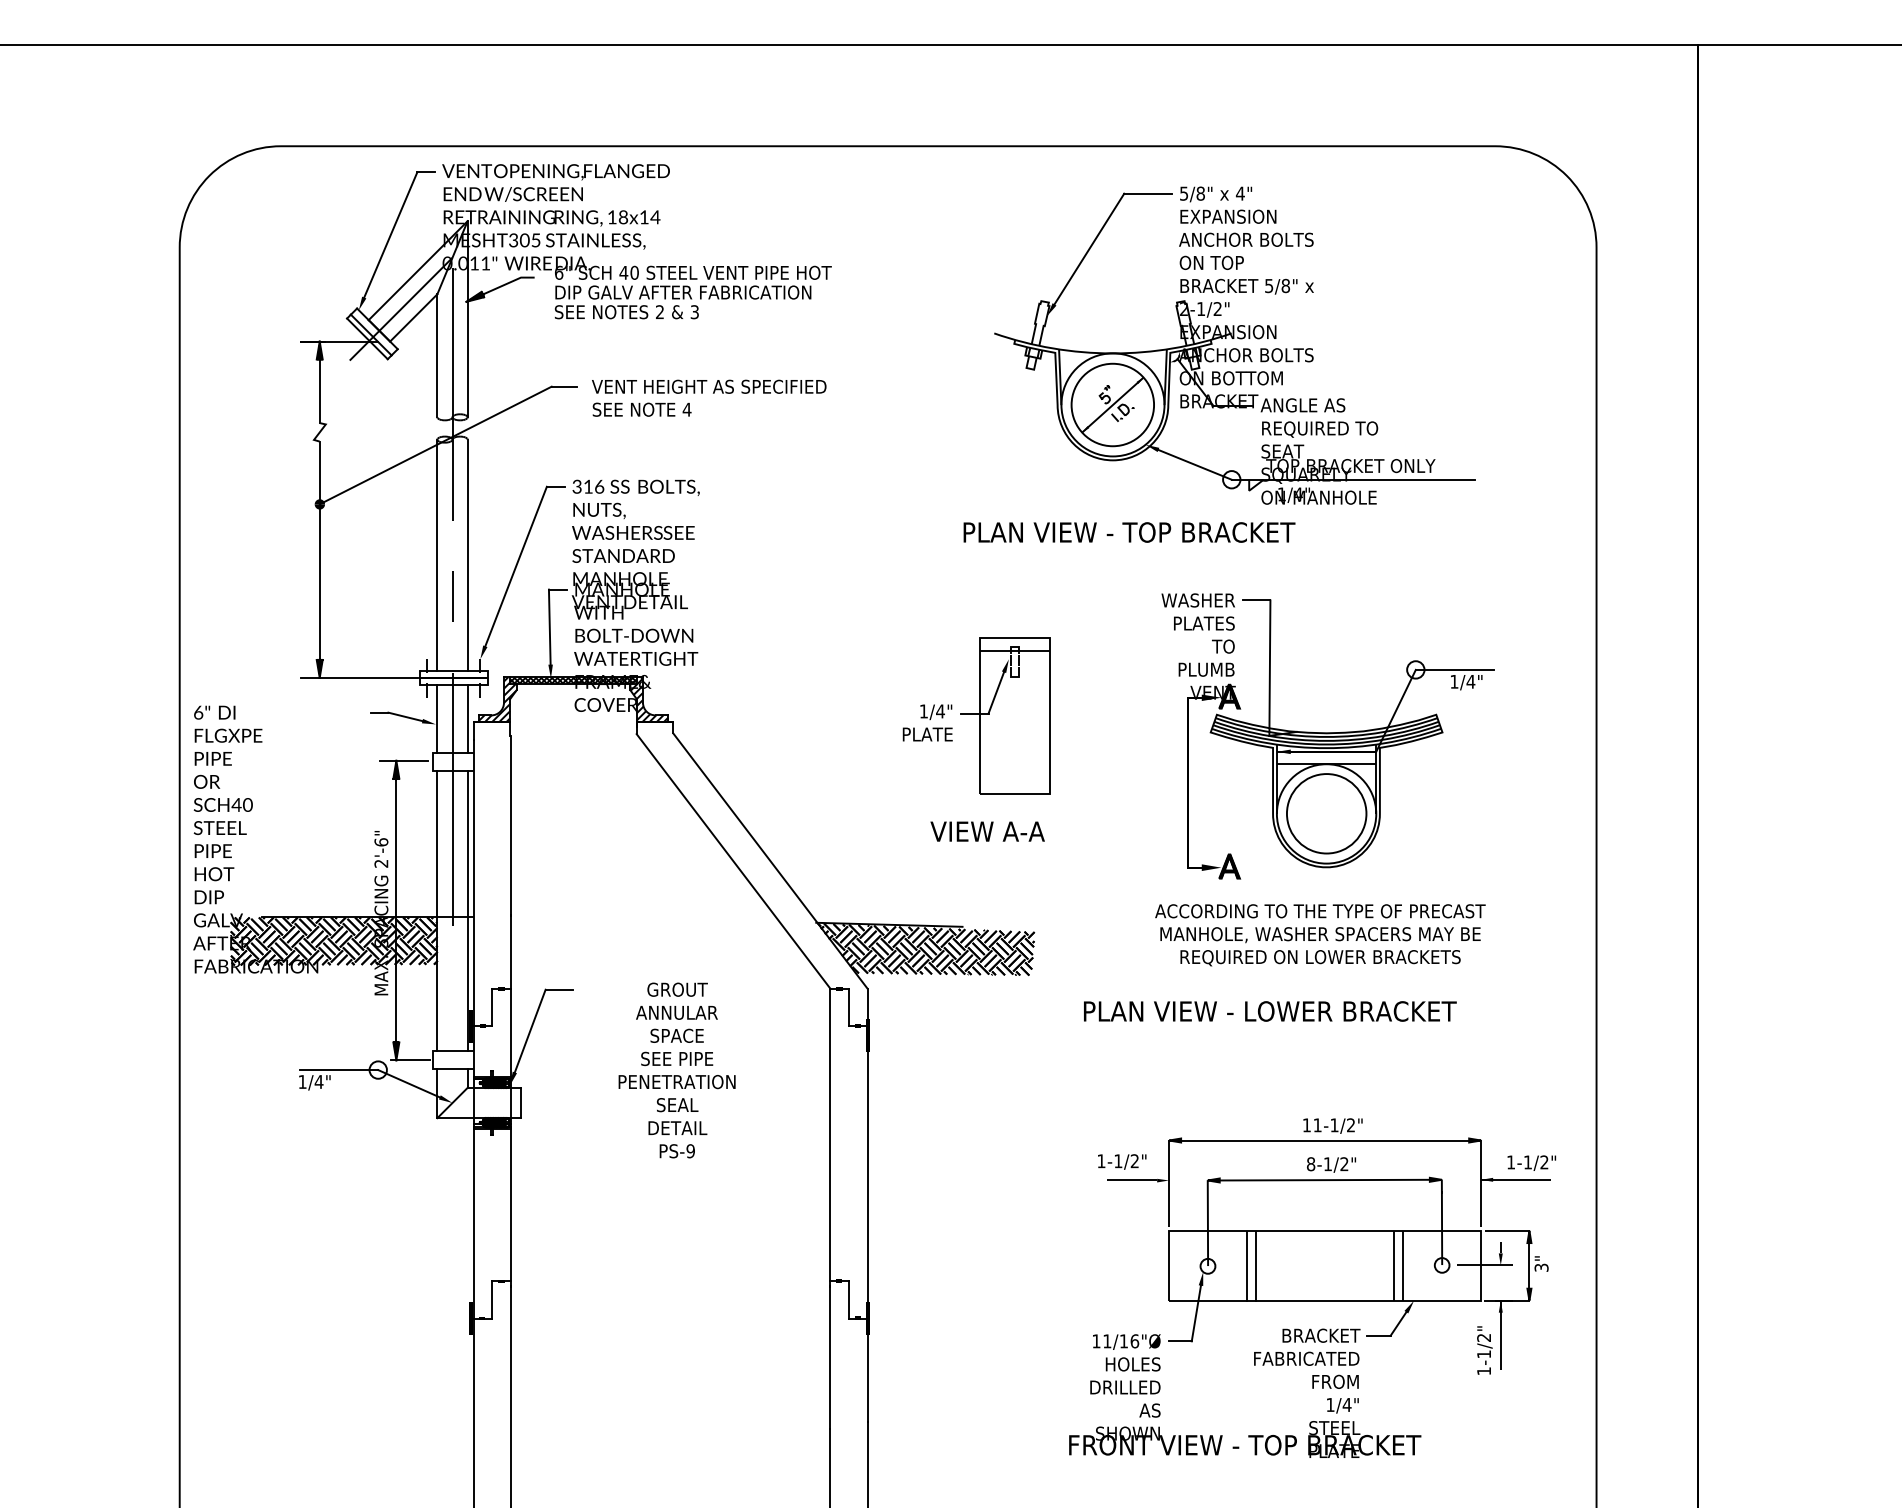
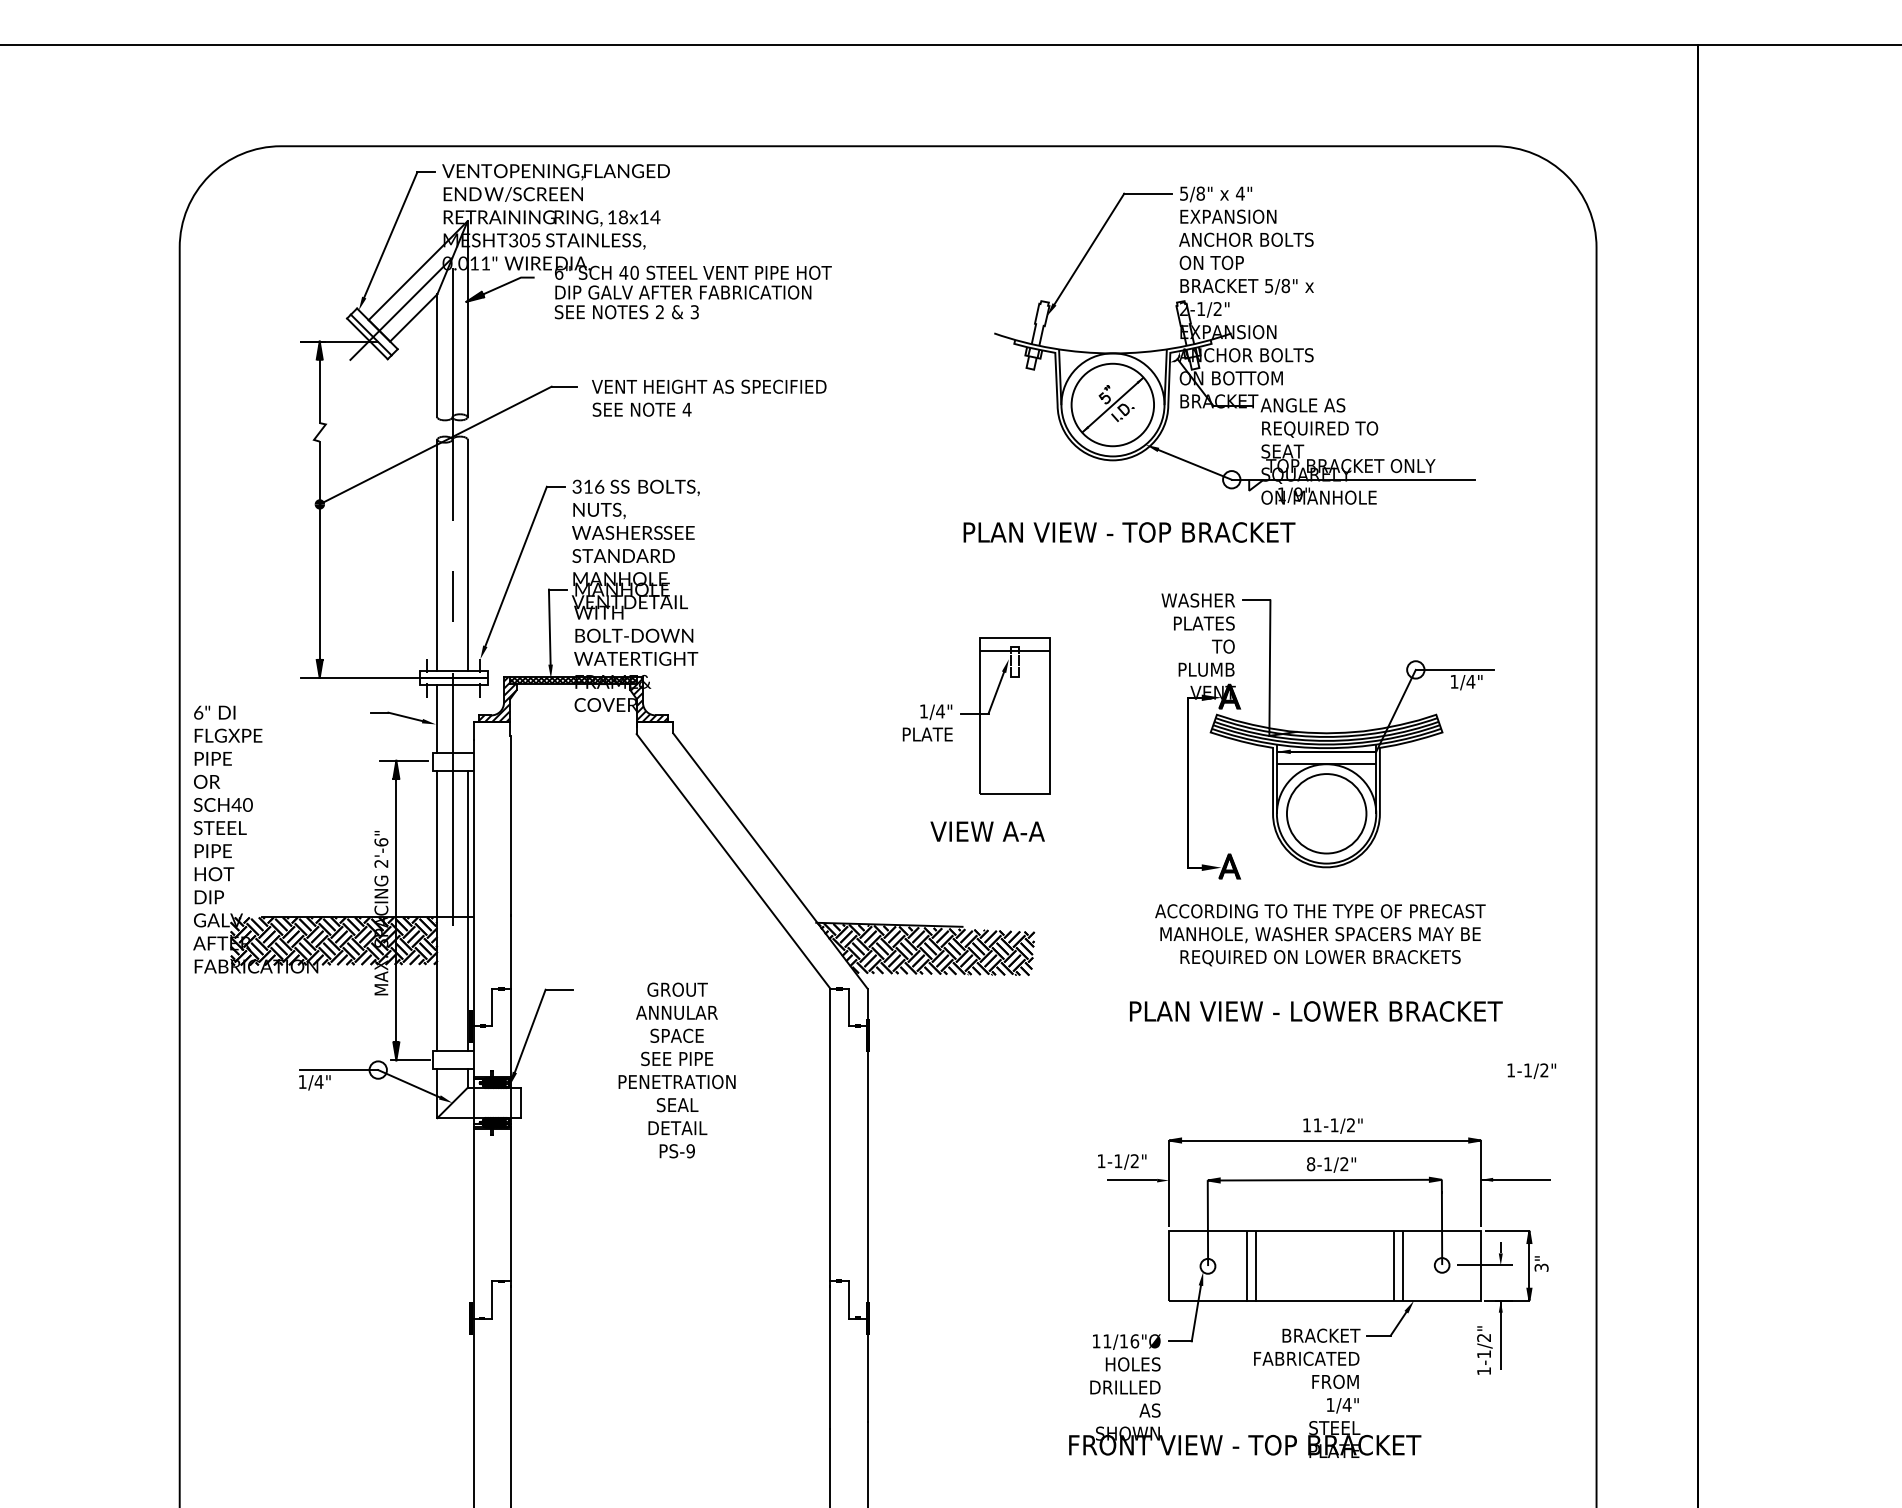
text: 1/4" -> 1/9" (1298, 494)
line: present -> none (467, 718)
text position: (1270, 1011) -> (1316, 1011) (1316, 1011)
text position: (1531, 1162) -> (1531, 1070) (1531, 1070)
